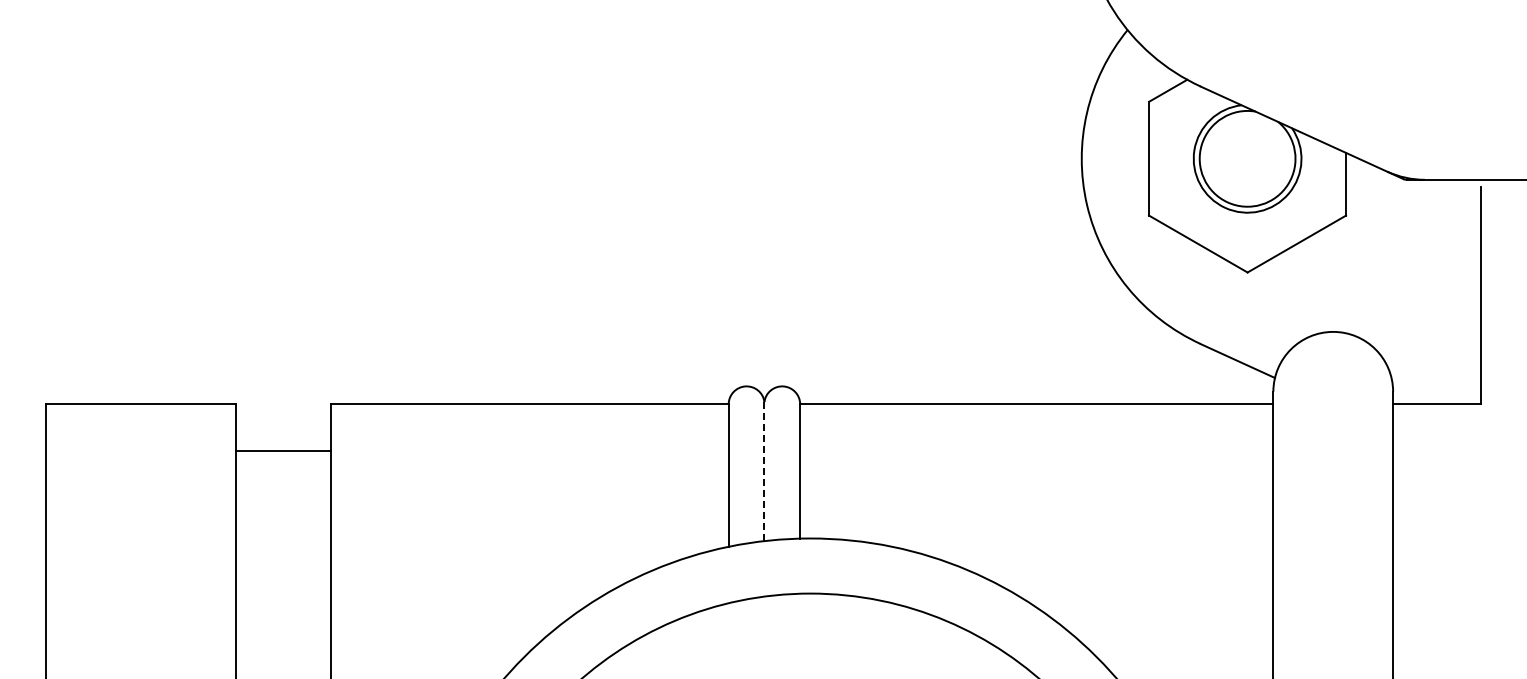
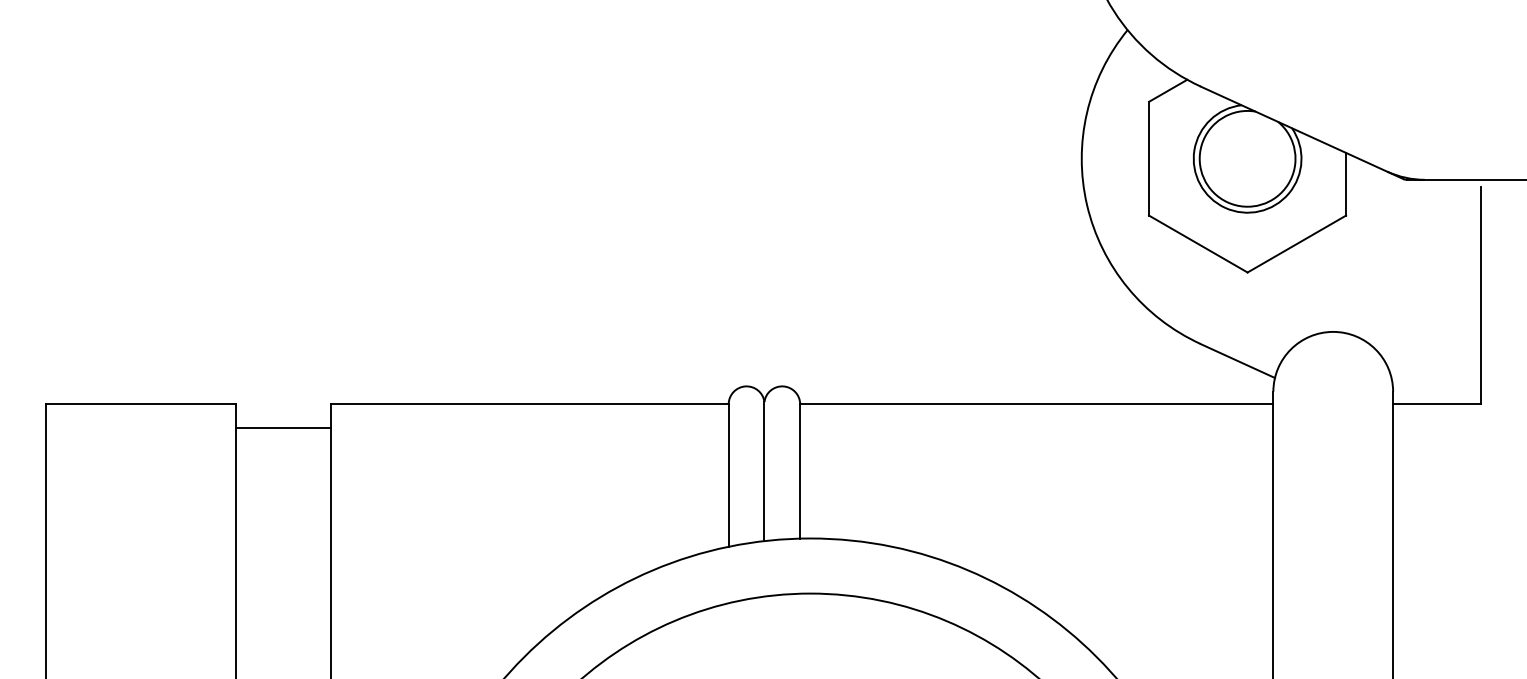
line position: (283, 451) -> (283, 428) (283, 428)
line: dashed -> solid (764, 471)
